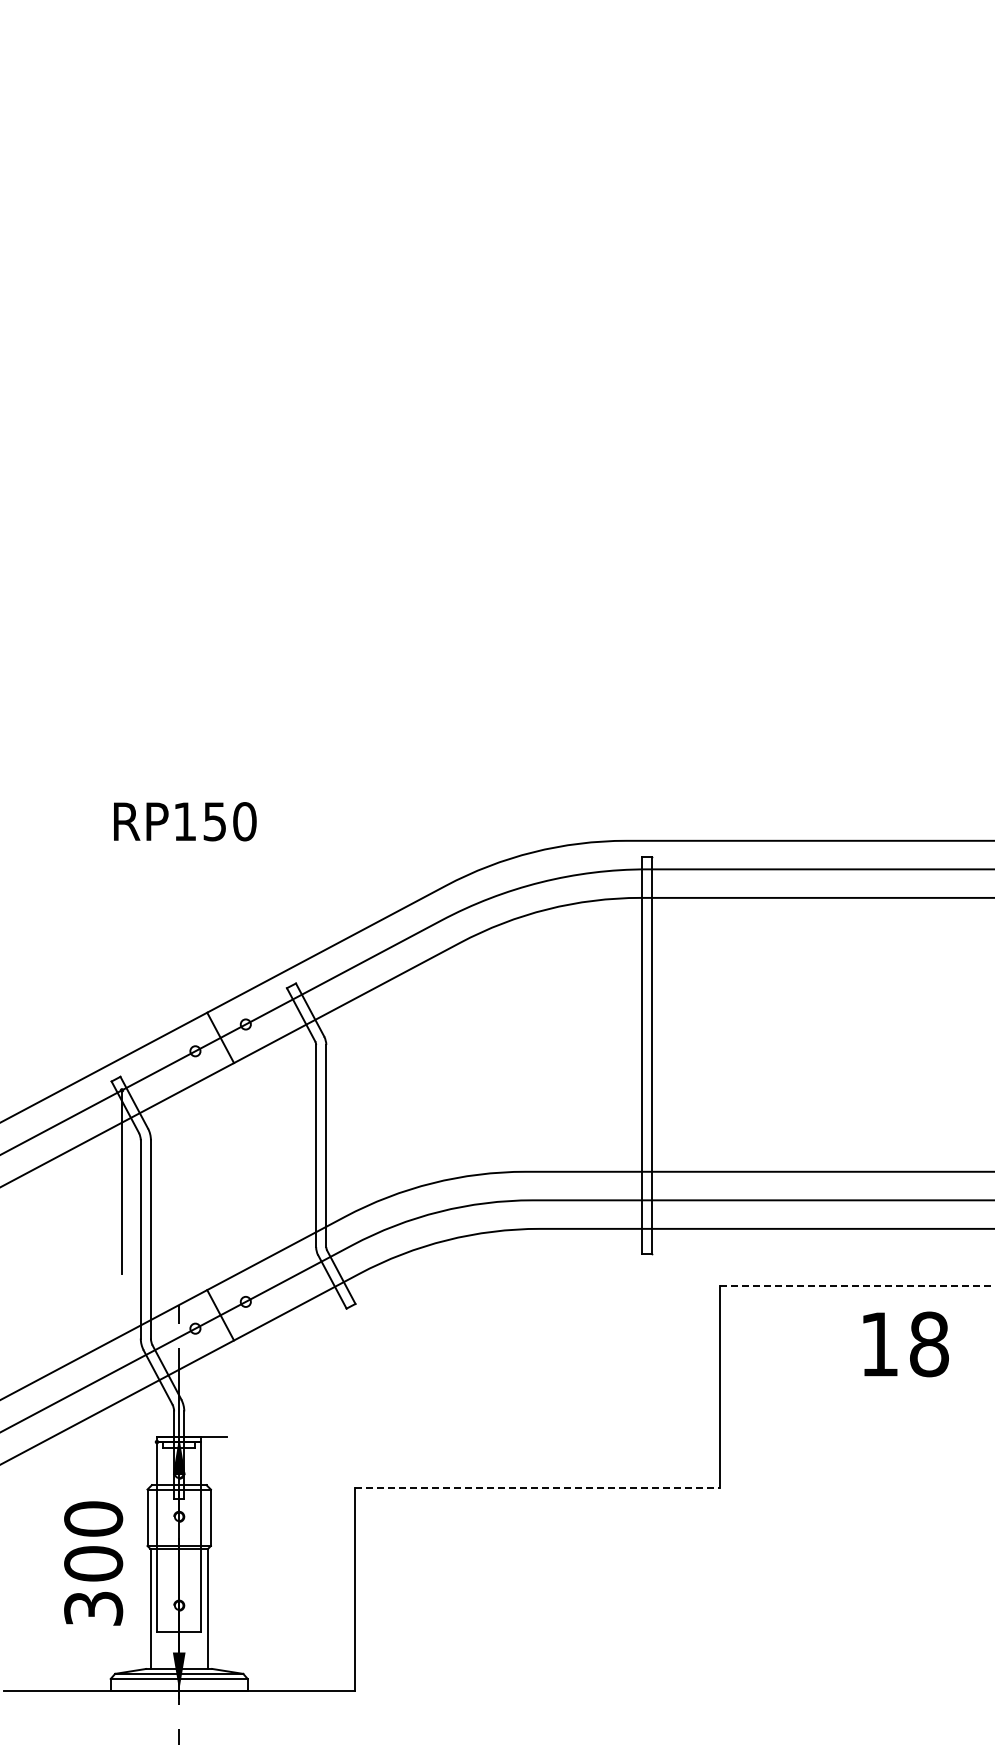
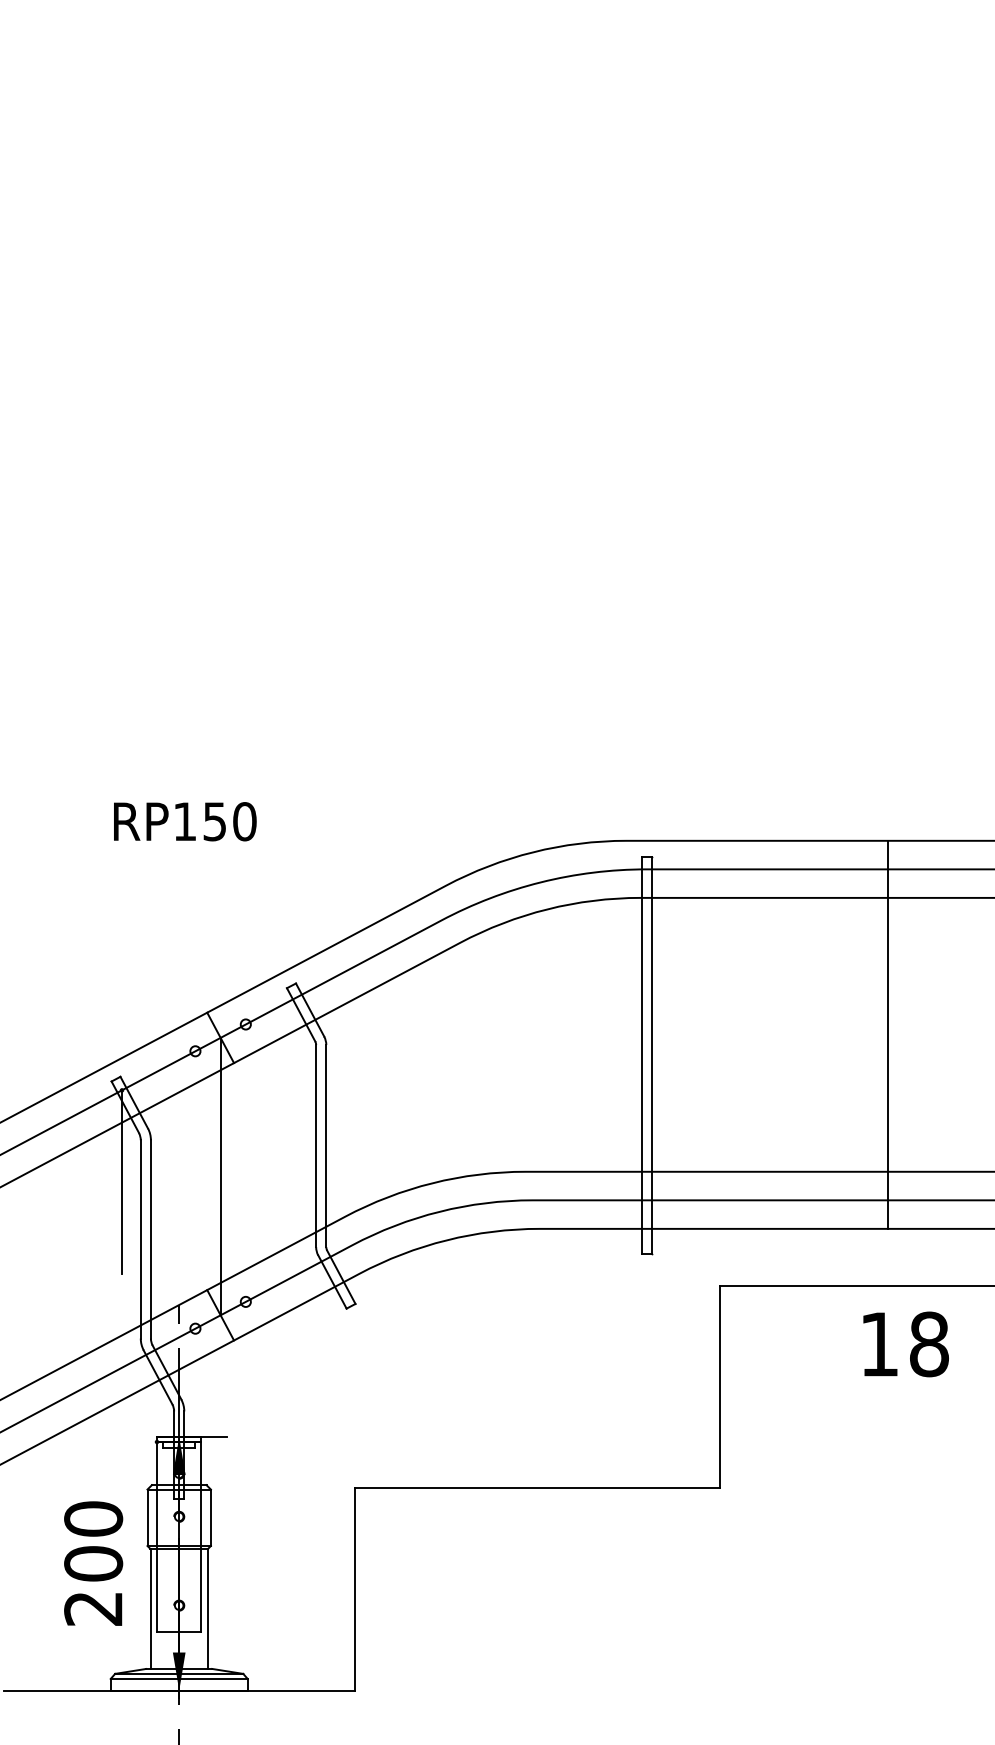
line: none -> present (887, 1034)
line: none -> present (220, 1176)
line: dashed -> solid (857, 1285)
line: dashed -> solid (537, 1487)
text: 300 -> 200 (93, 1608)
